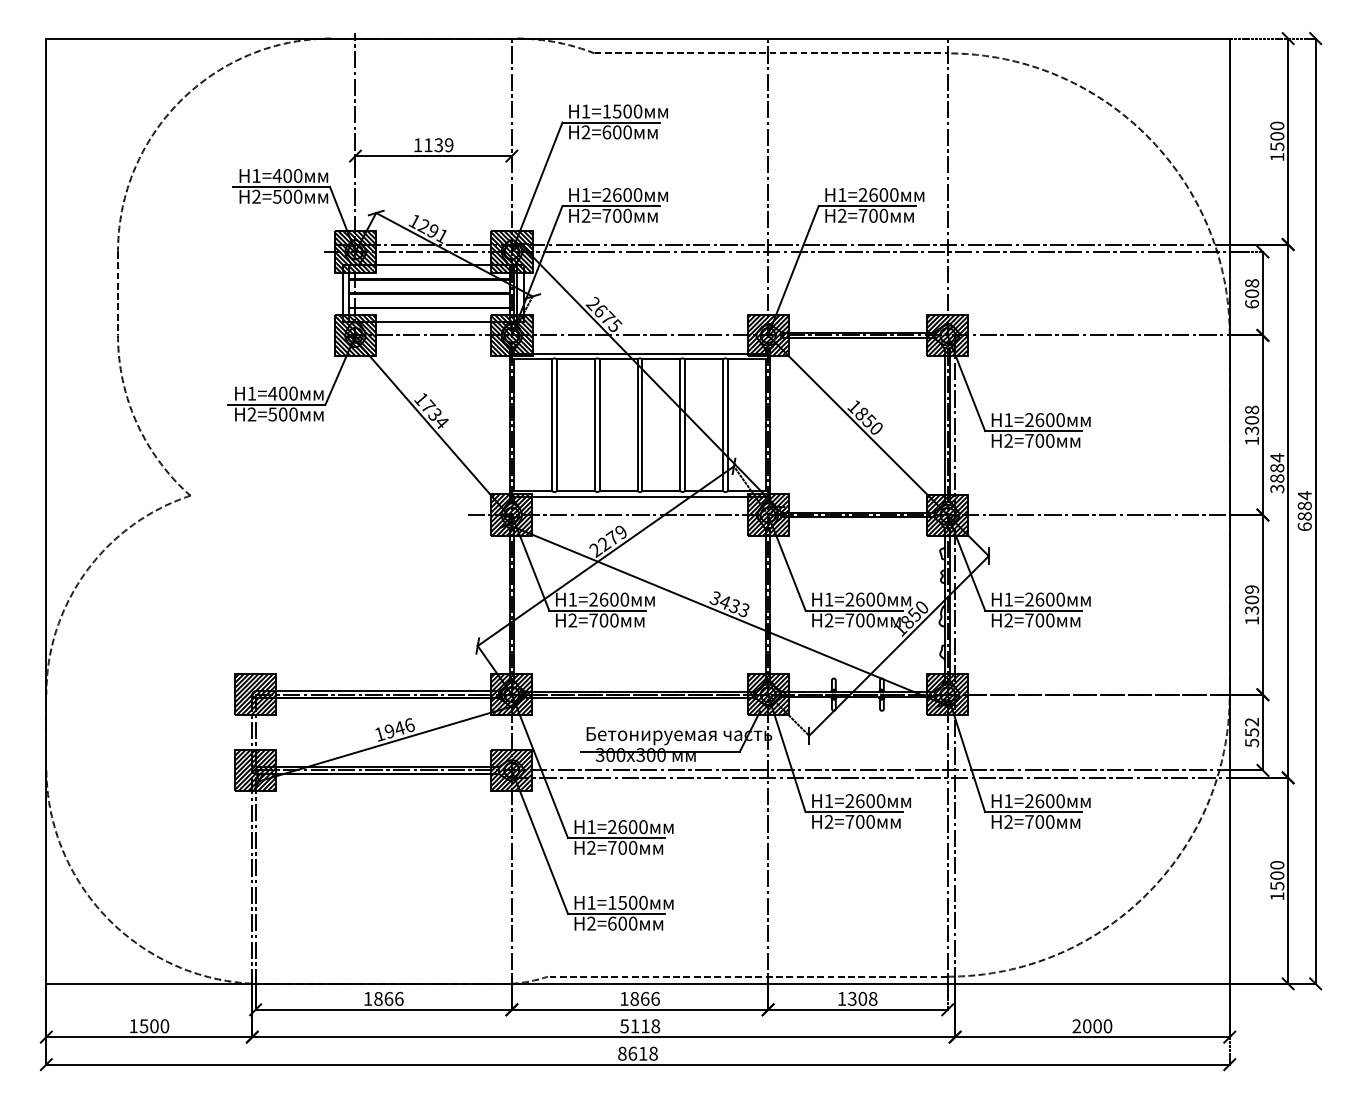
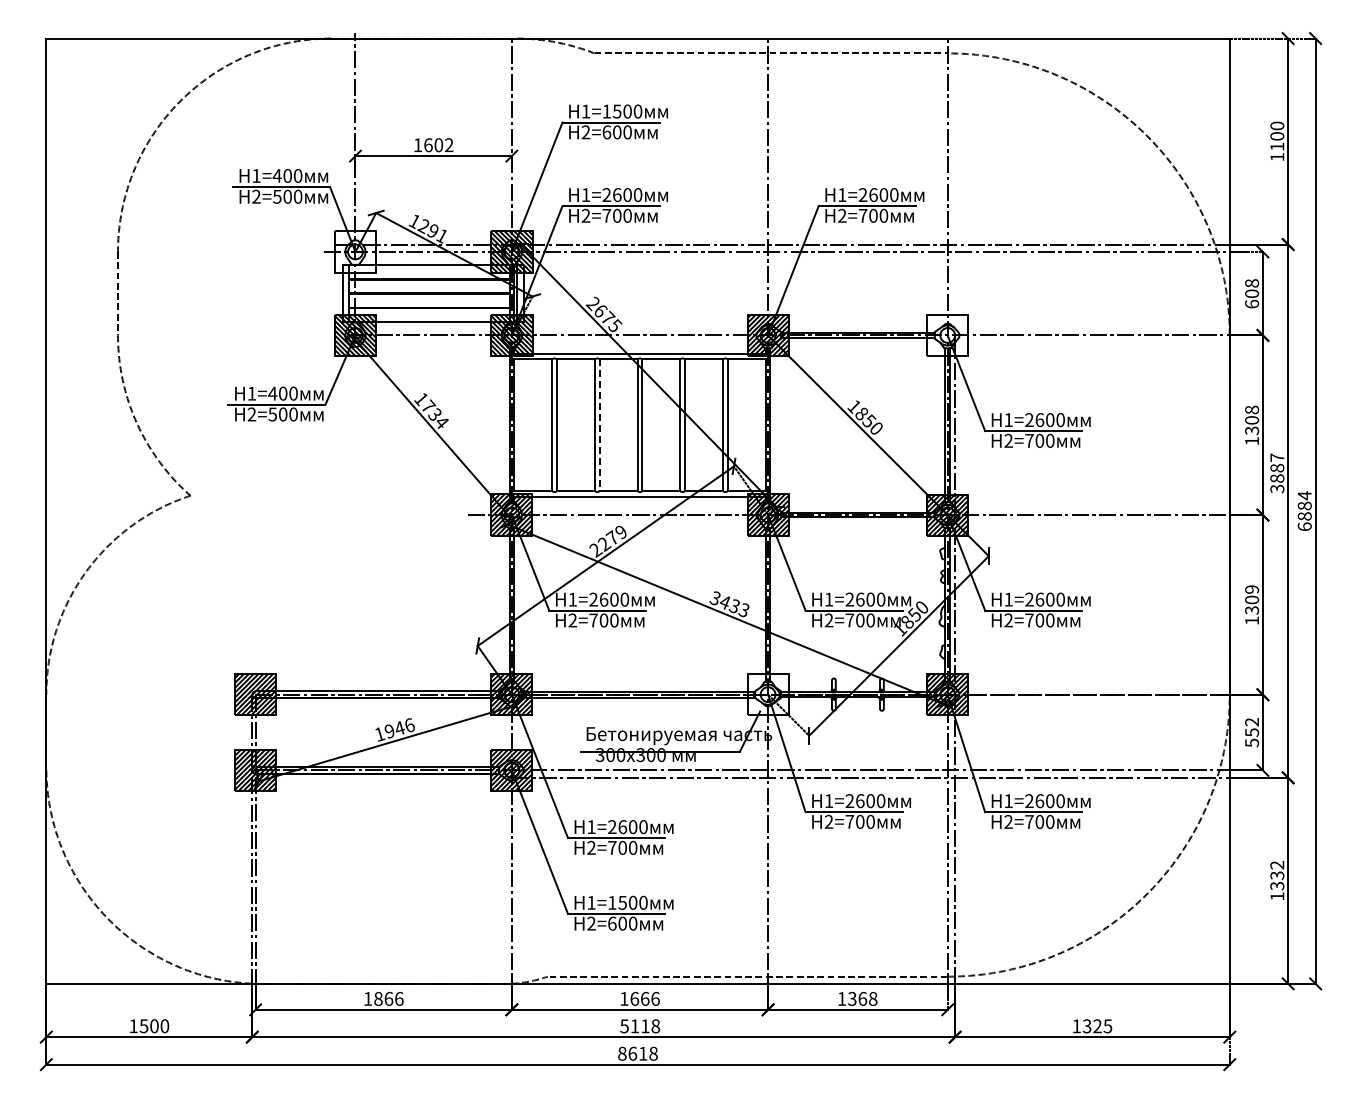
text: 1139 -> 1602 (438, 145)
text: 1500 -> 1100 (1277, 146)
hatch: present -> none (355, 251)
hatch: present -> none (947, 335)
line: solid -> dashed (599, 425)
text: 3884 -> 3887 (1277, 457)
hatch: present -> none (767, 694)
text: 1500 -> 1332 (1277, 875)
text: 1866 -> 1666 (634, 998)
text: 1308 -> 1368 (862, 998)
text: 2000 -> 1325 (1092, 1026)
